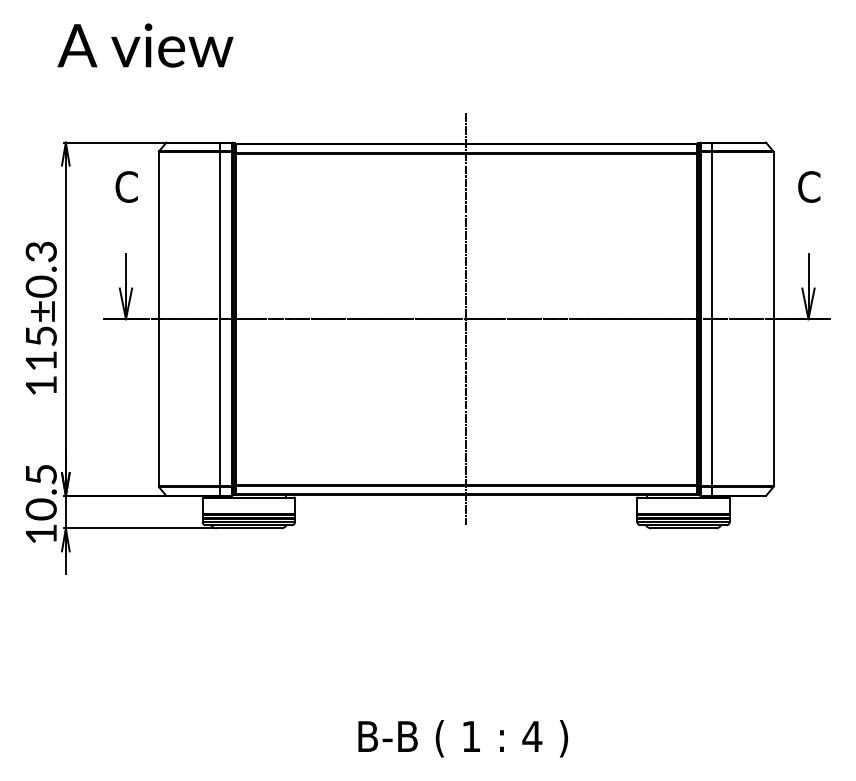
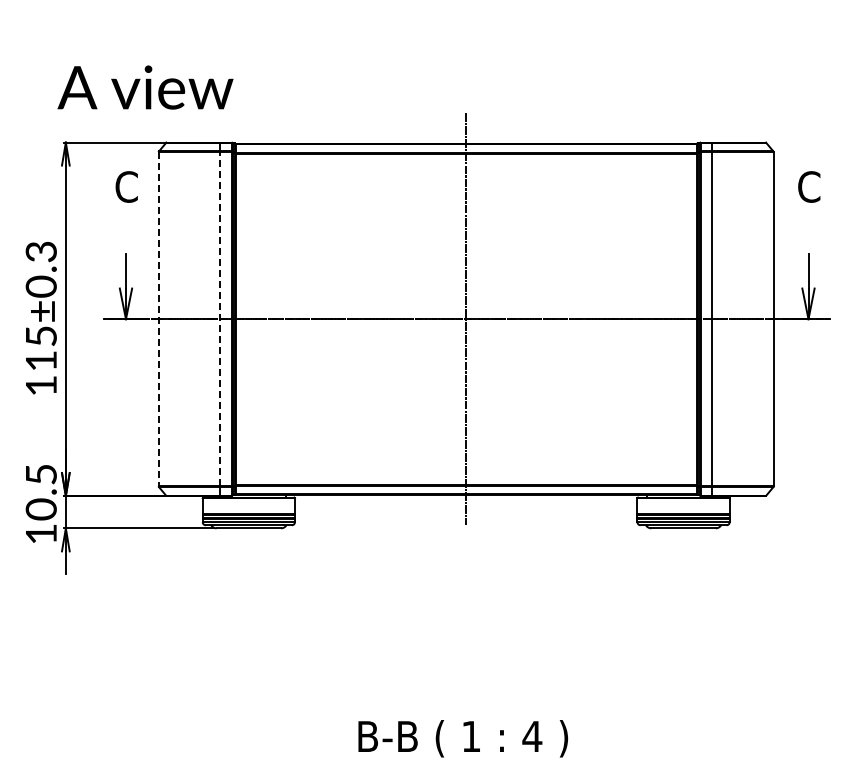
text position: (145, 45) -> (145, 87) (145, 87)
line: solid -> dashed (220, 318)
line: solid -> dashed (158, 319)
